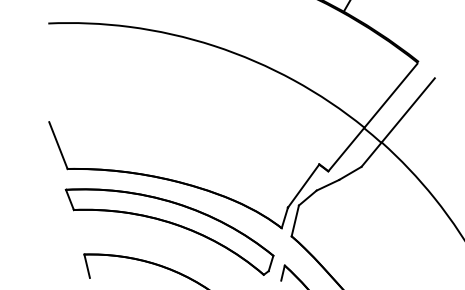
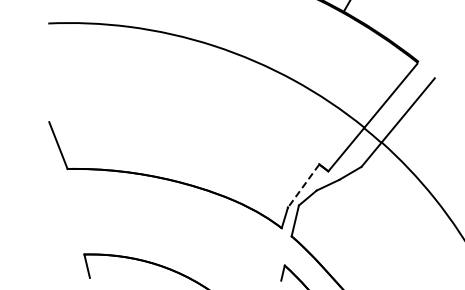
line: solid -> dashed (303, 186)
part: present -> none (171, 224)
